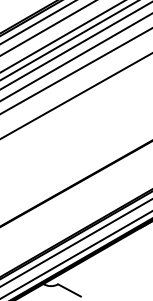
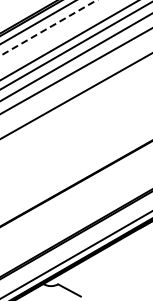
line: solid -> dashed (49, 27)
line: present -> none (61, 36)
line: present -> none (75, 242)
